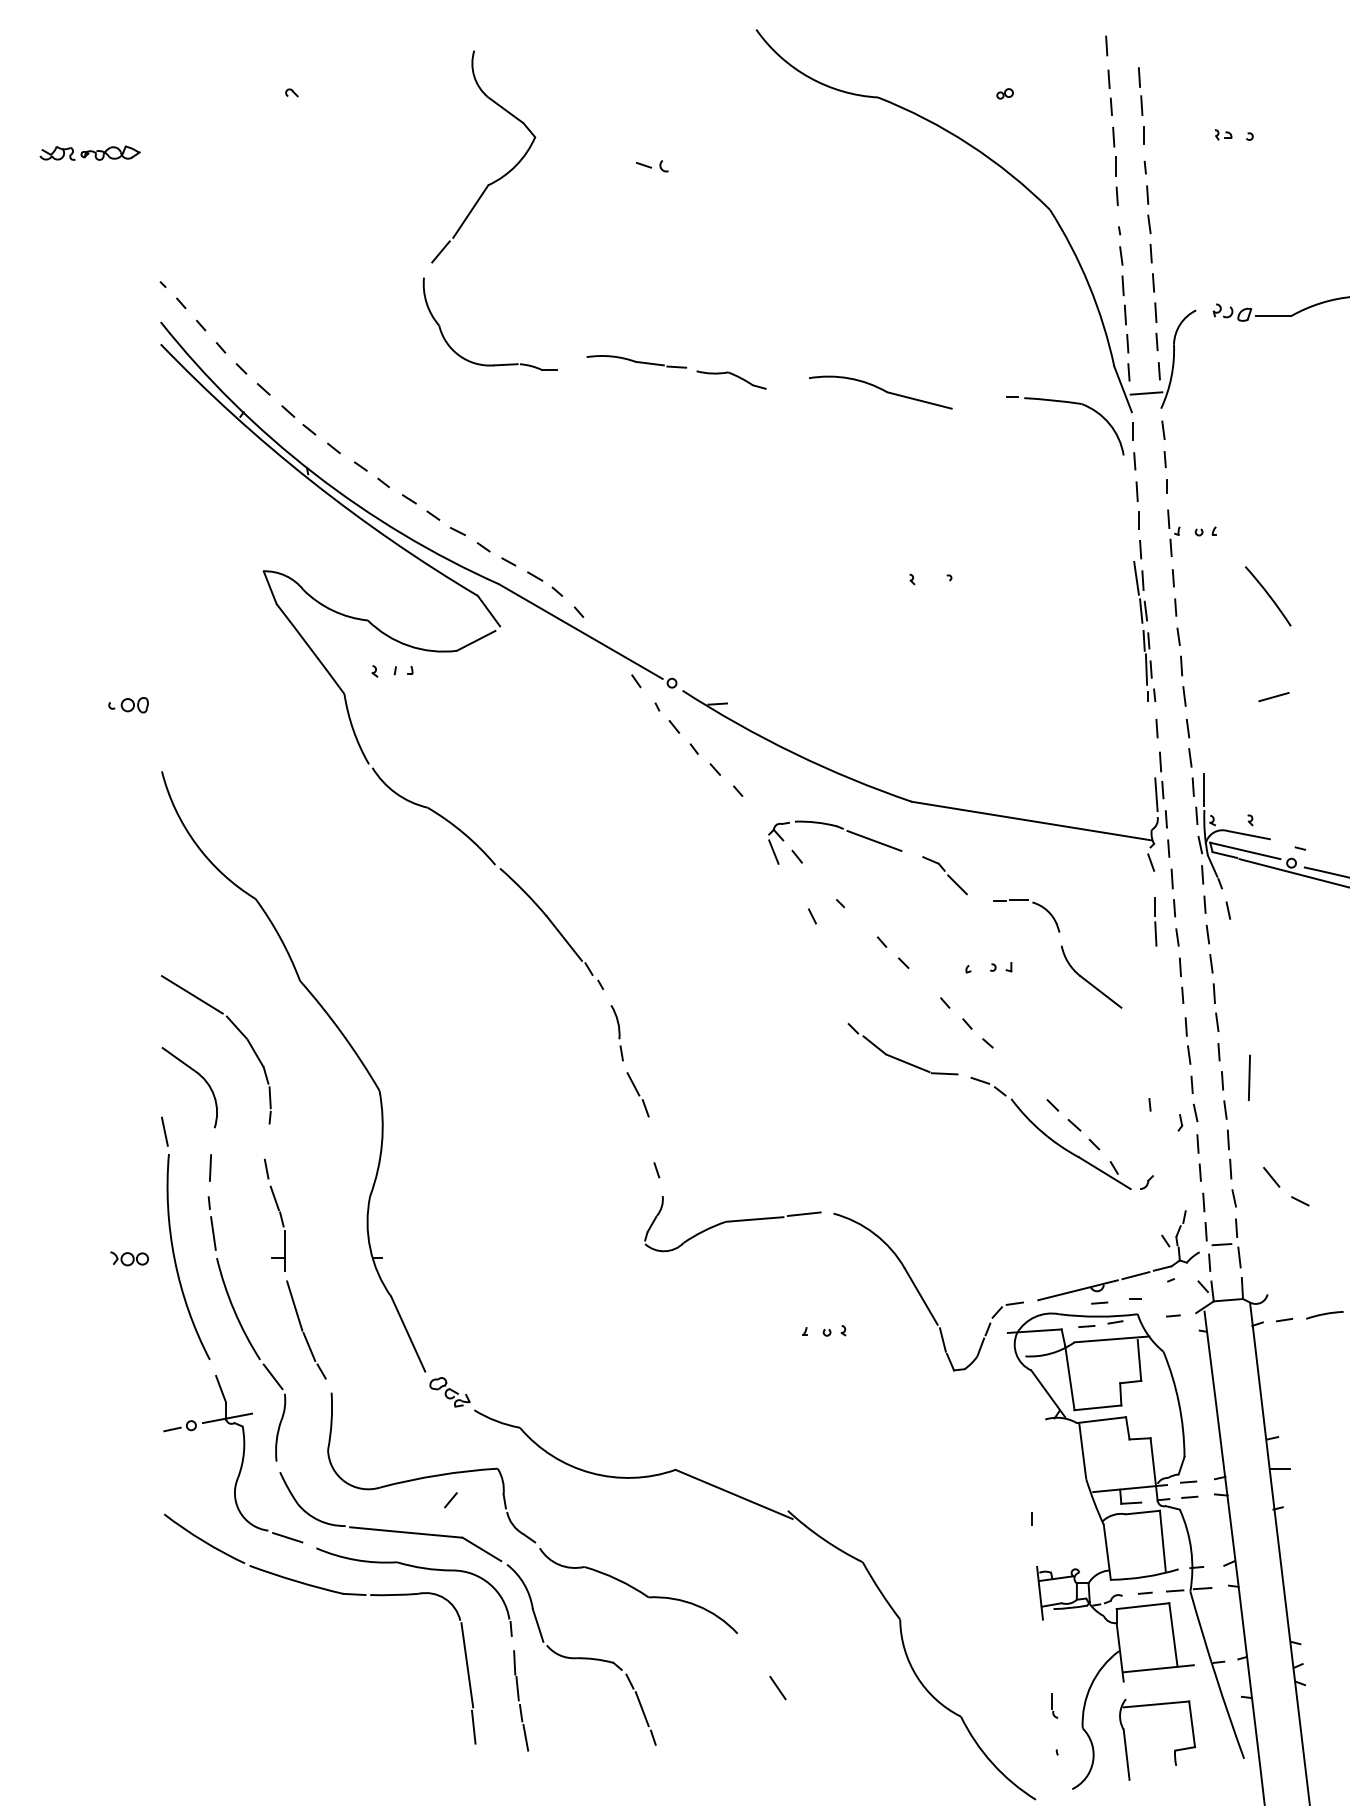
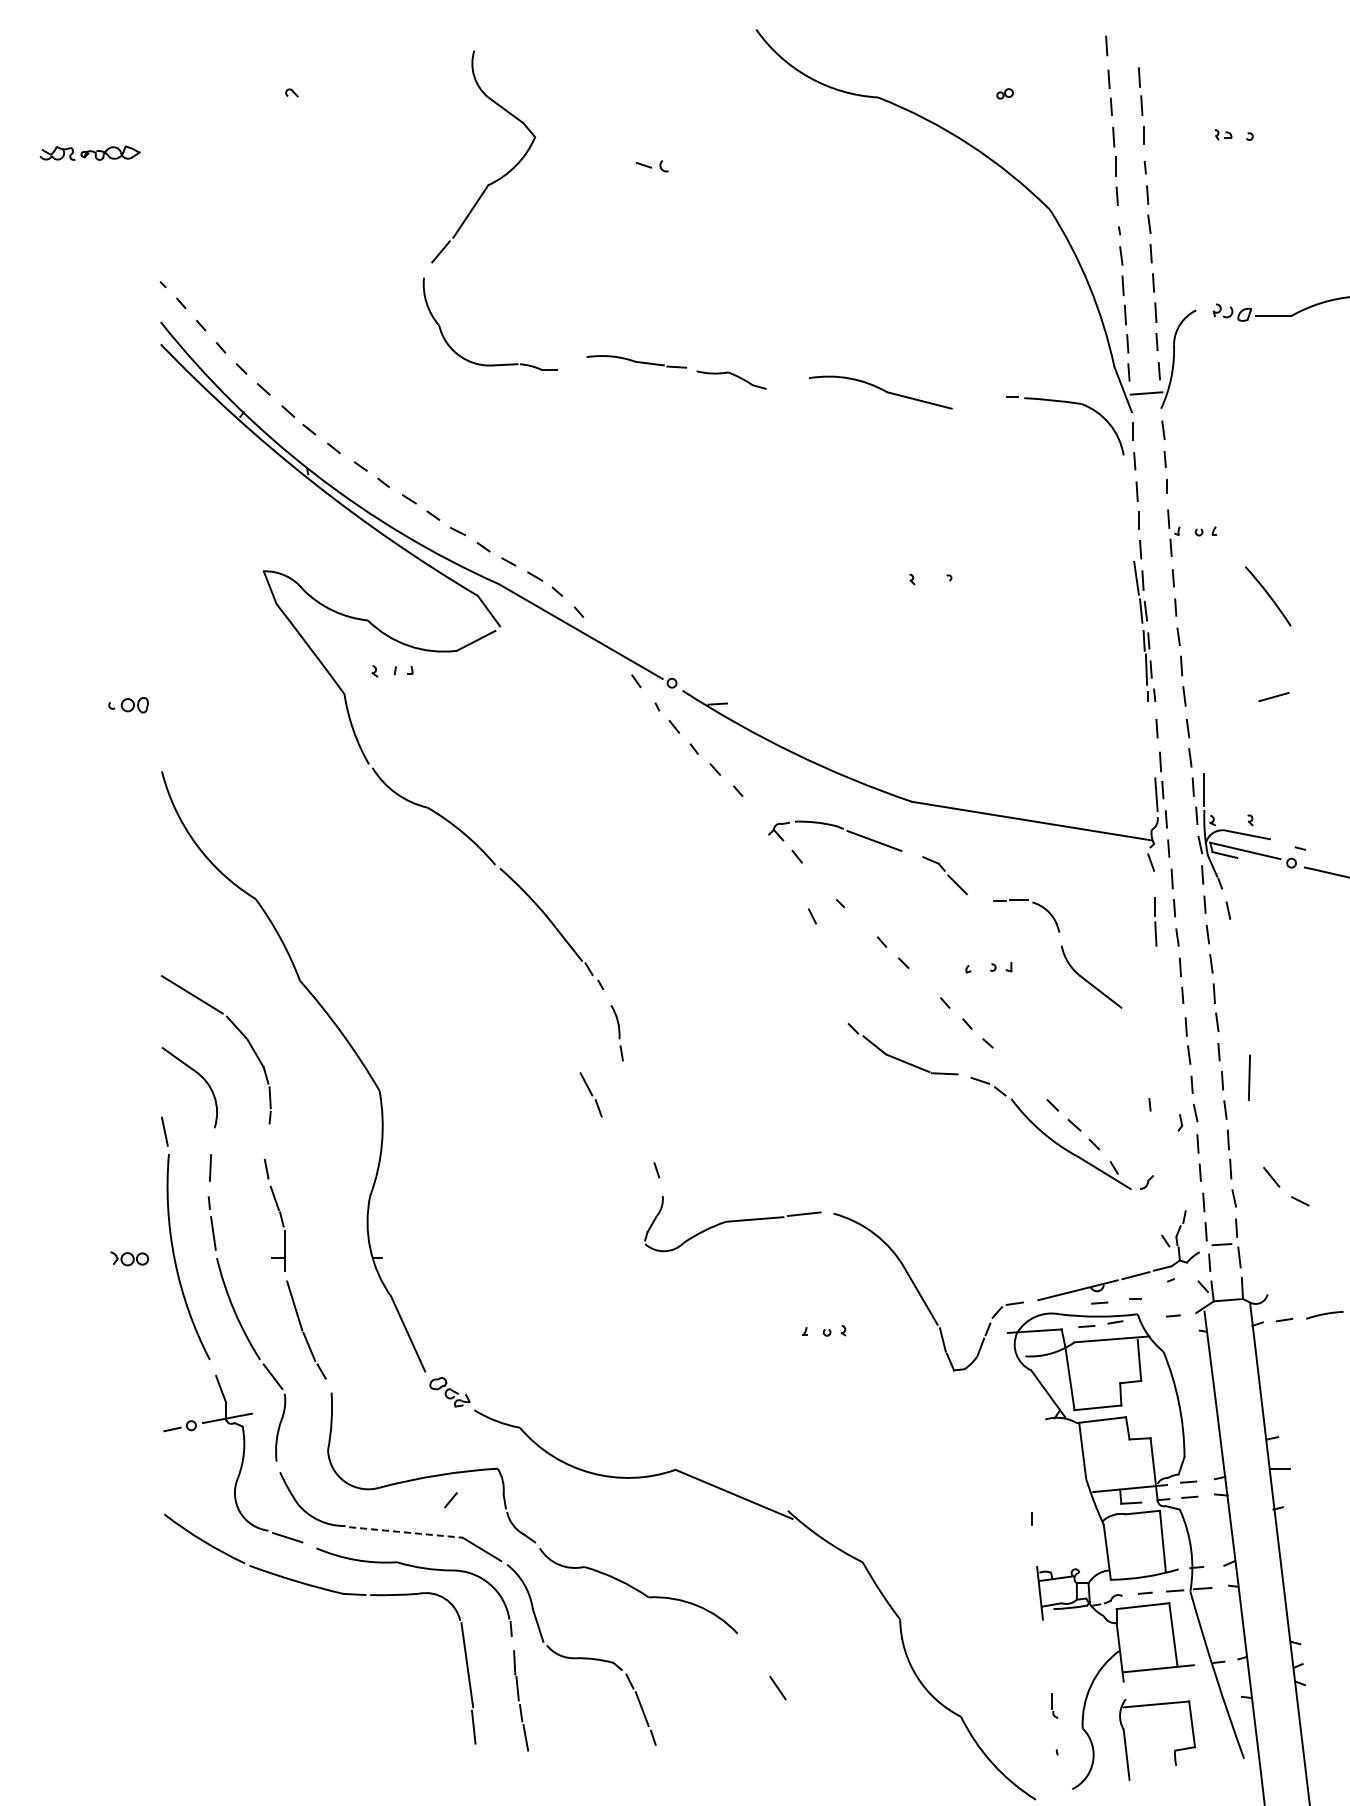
line: present -> none (773, 851)
line: present -> none (1292, 872)
part position: (637, 1094) -> (590, 1094) (590, 1094)
arc: solid -> dashed (405, 1532)
